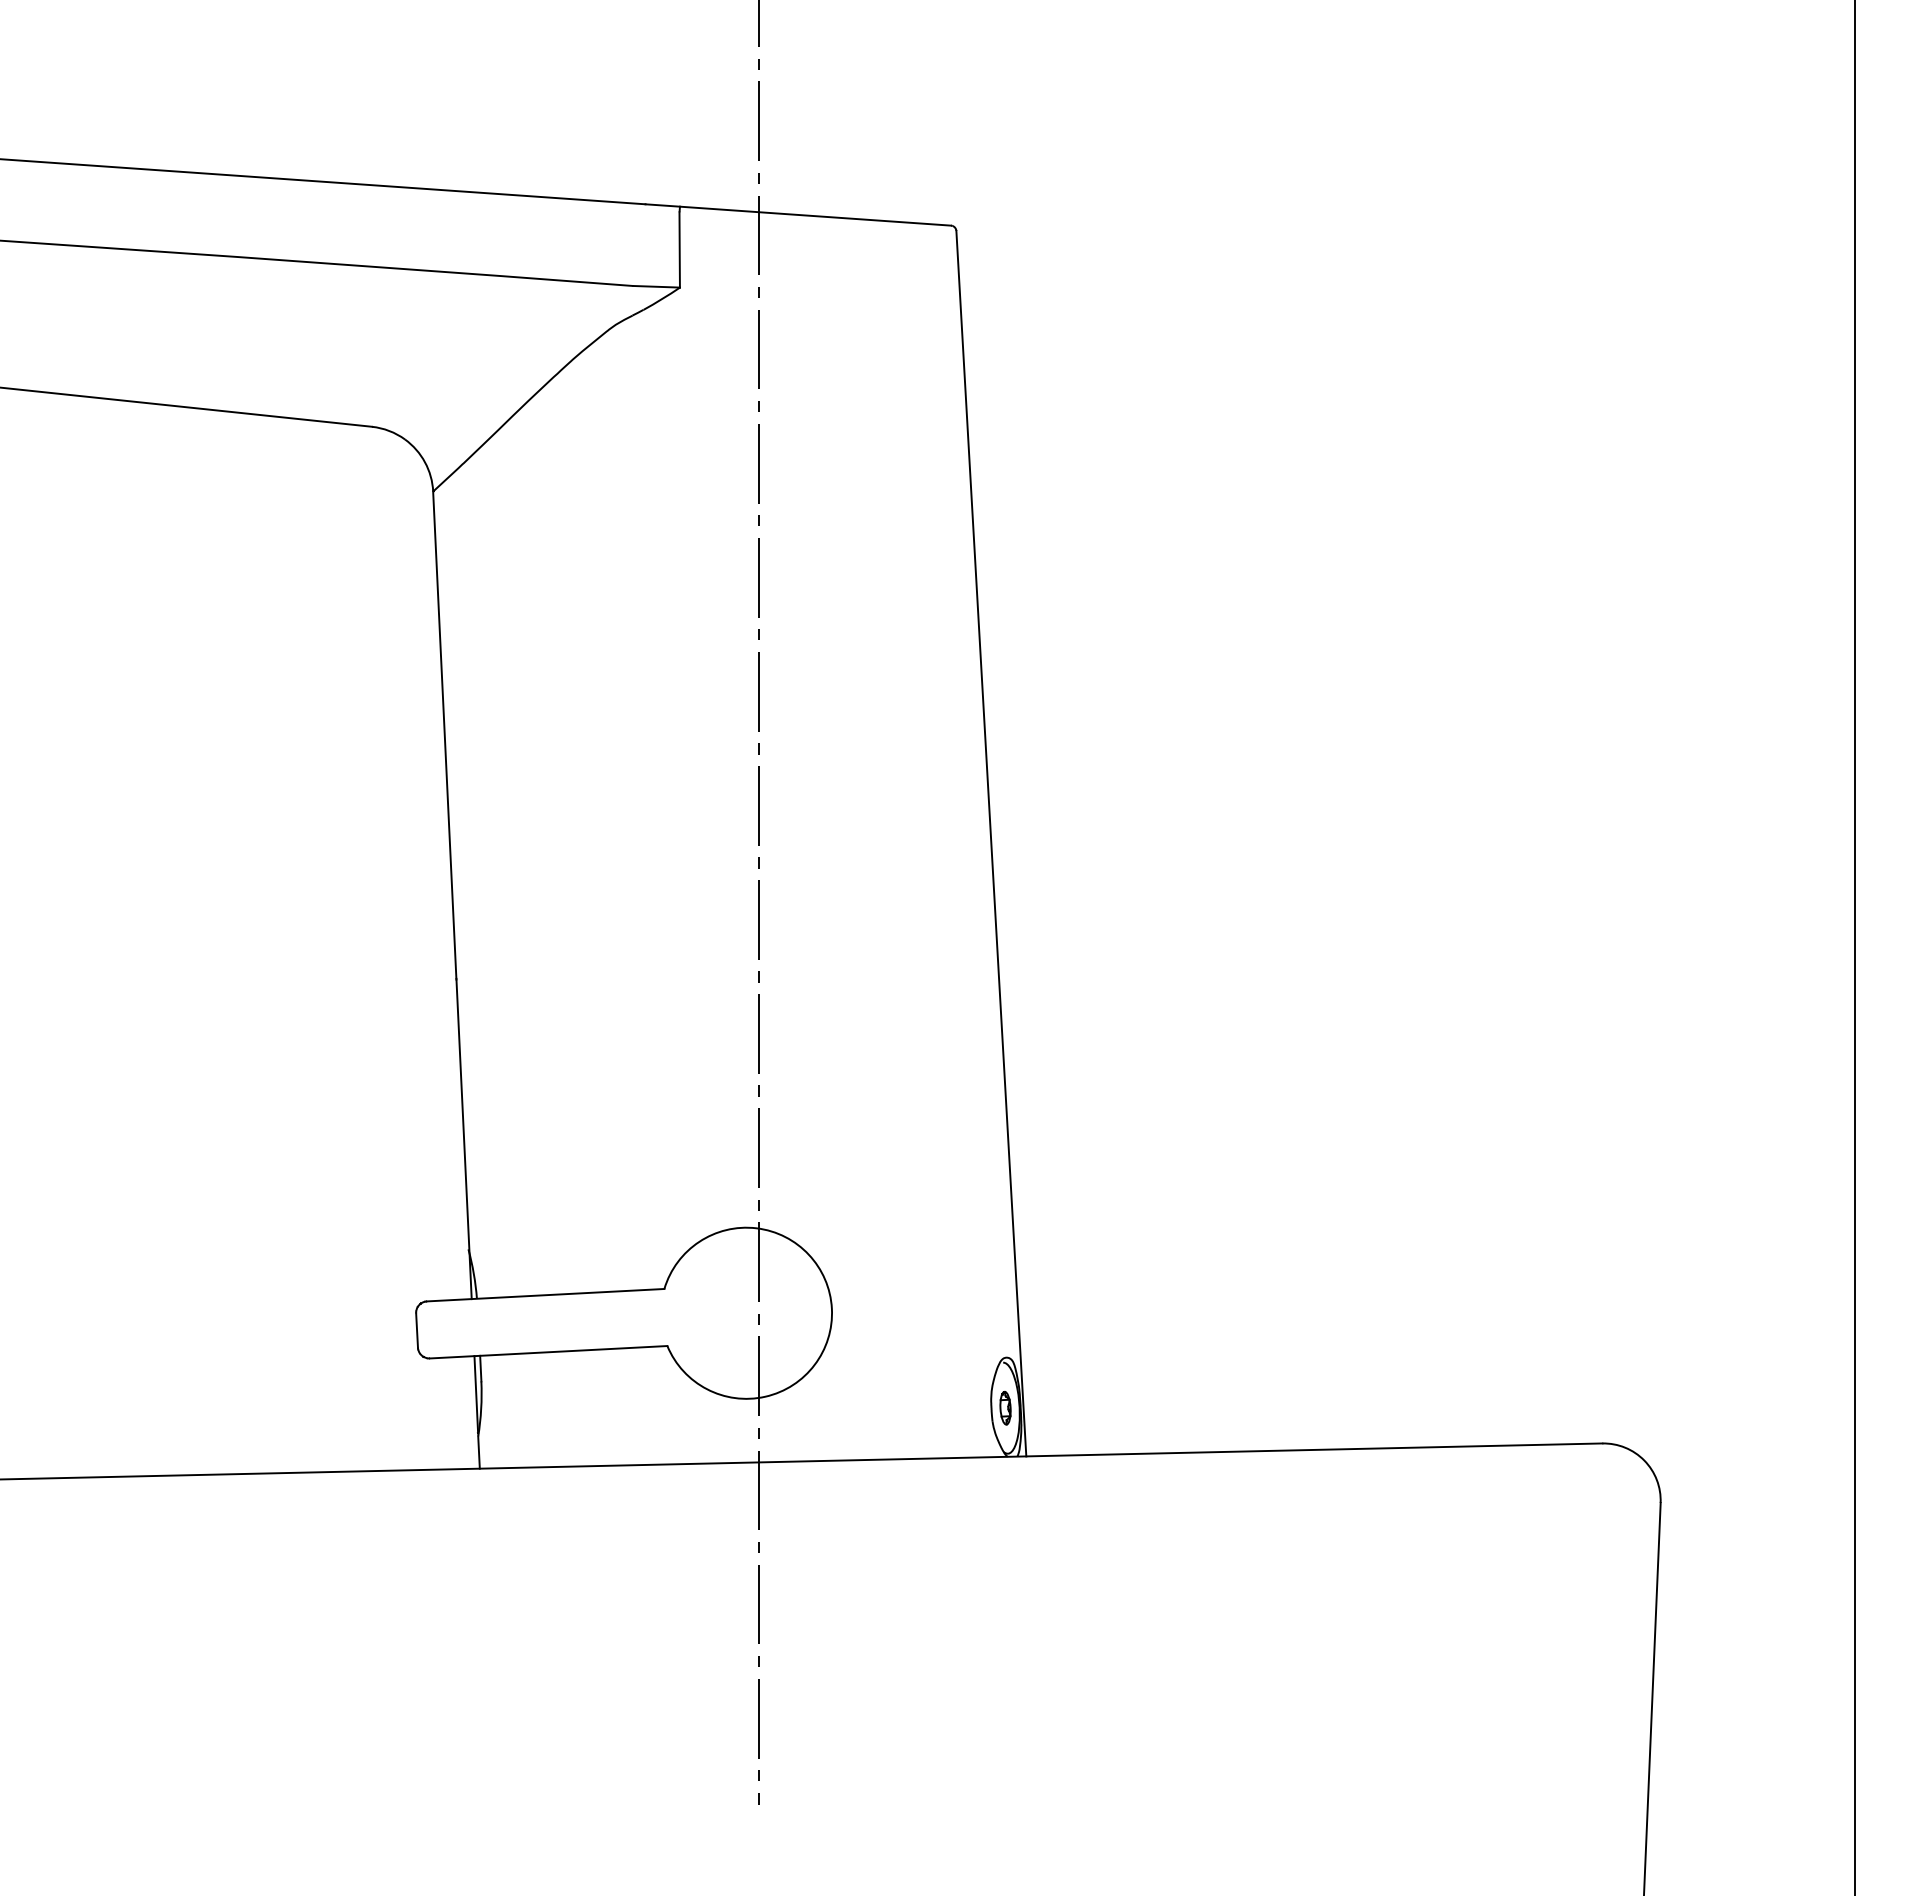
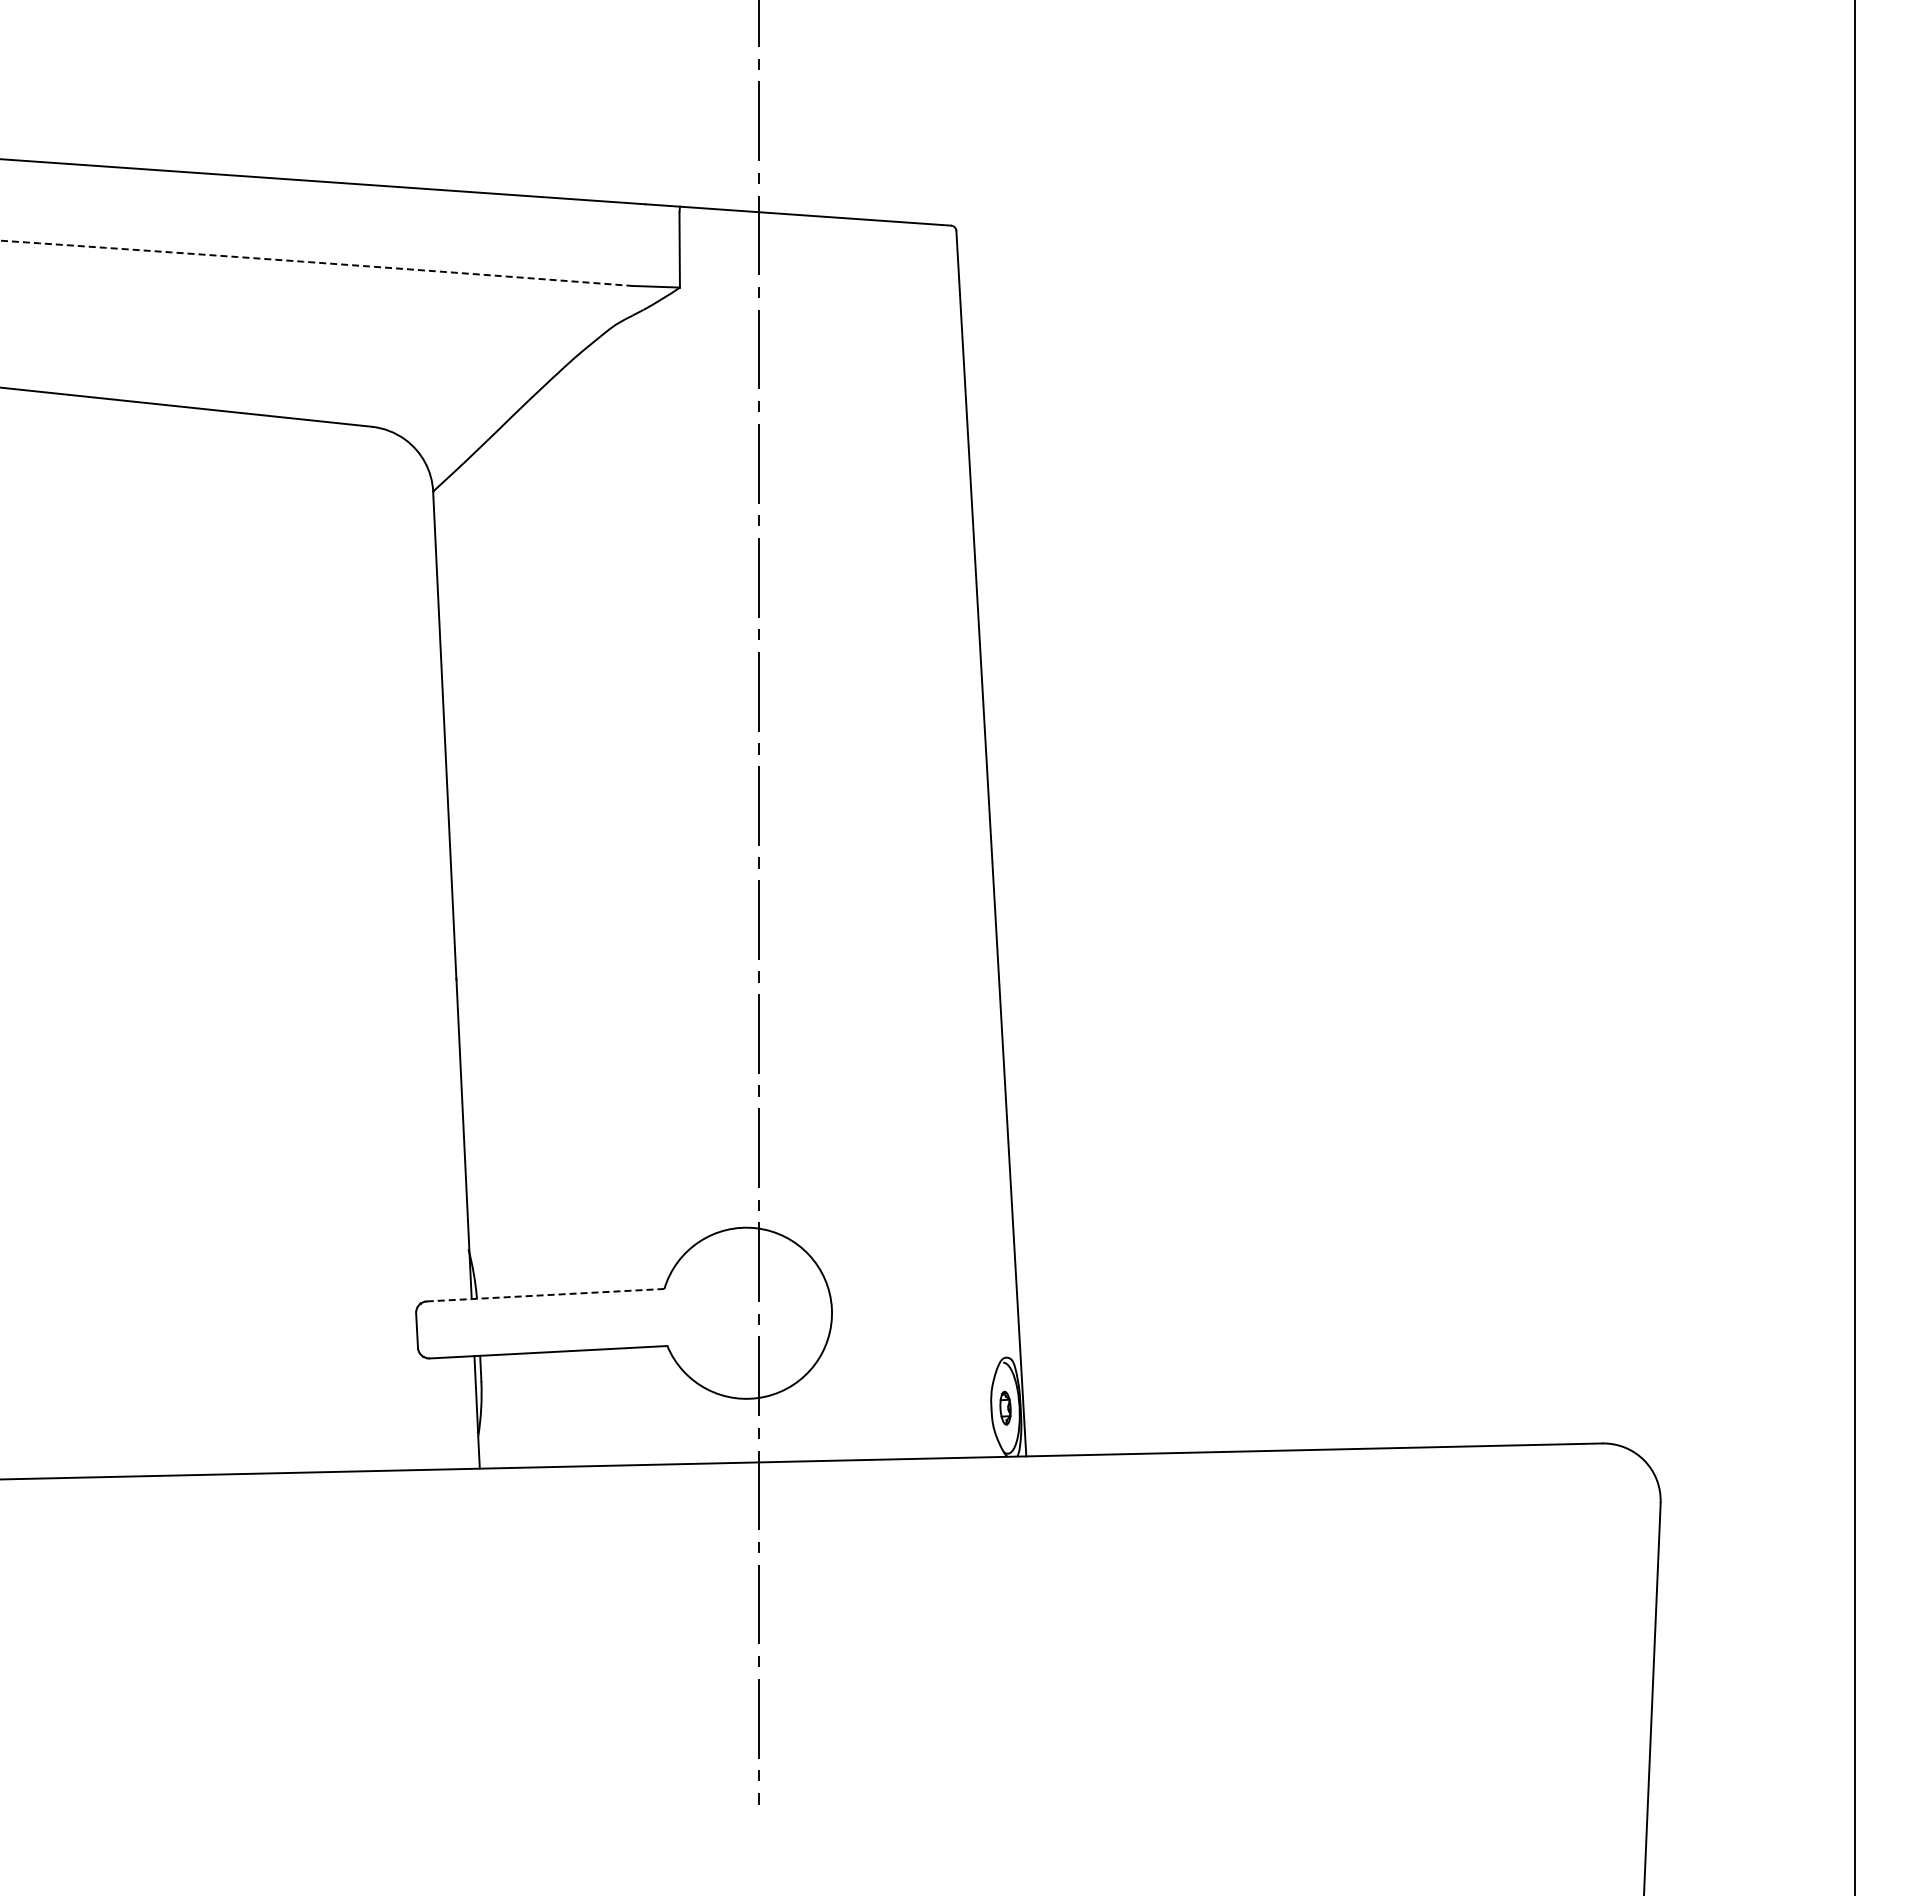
arc: solid -> dashed (316, 262)
line: solid -> dashed (545, 1295)
